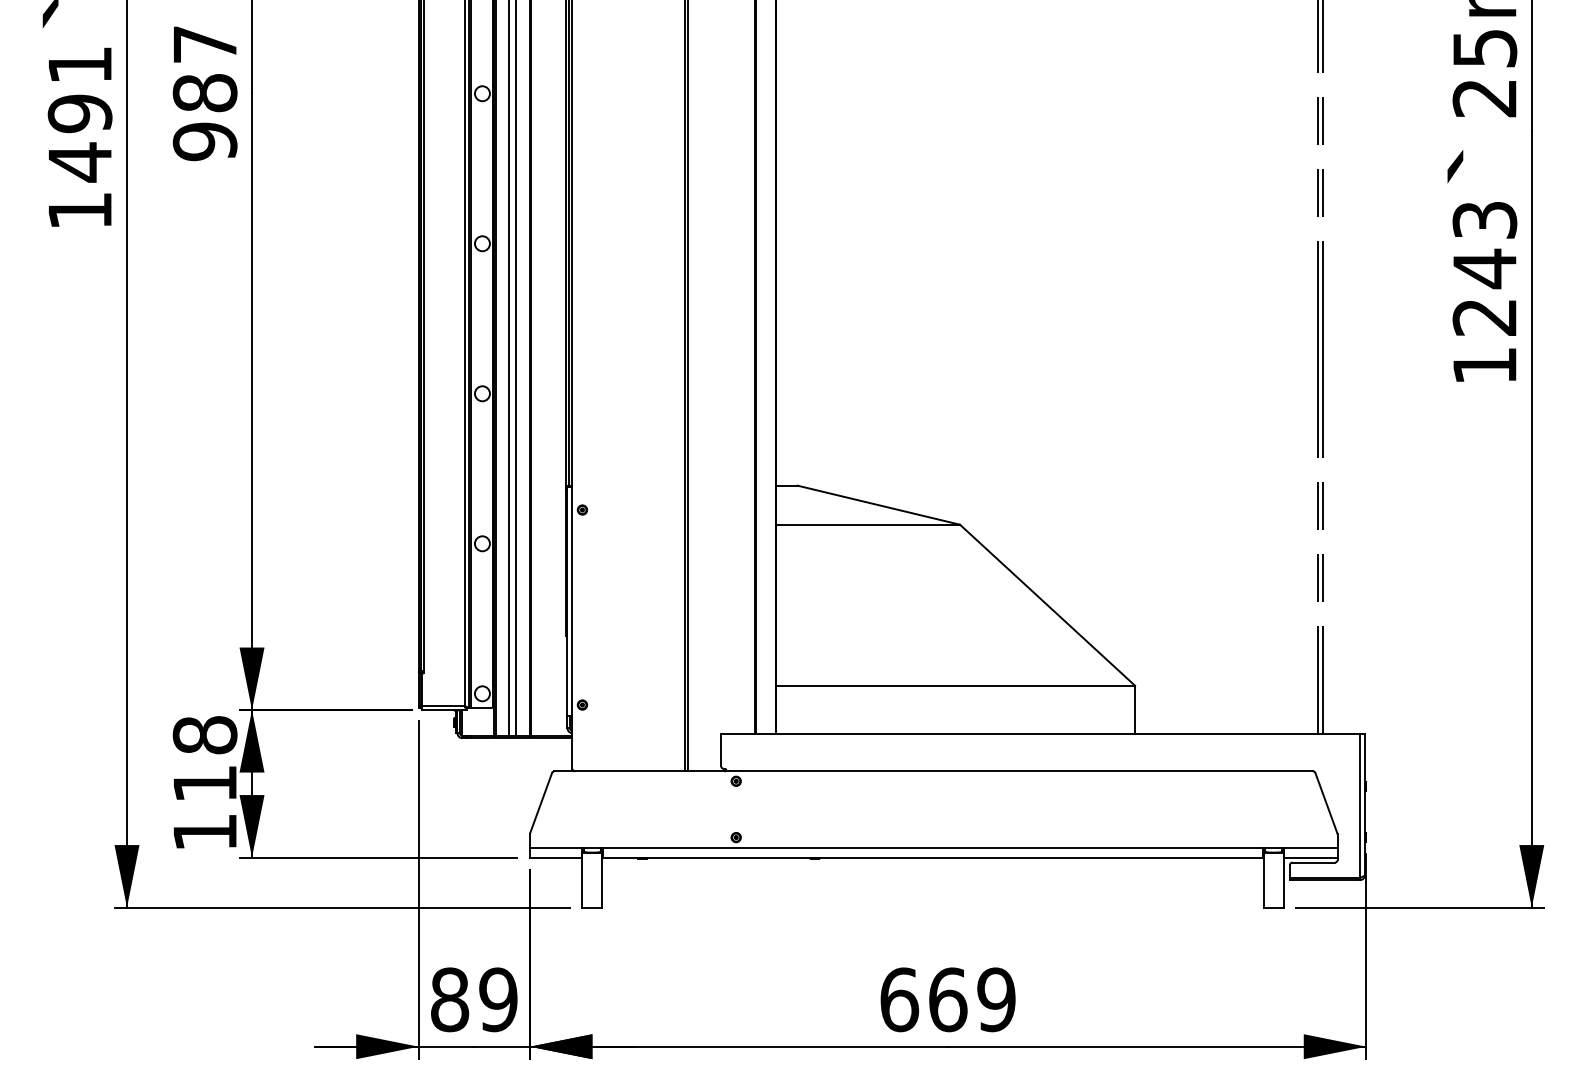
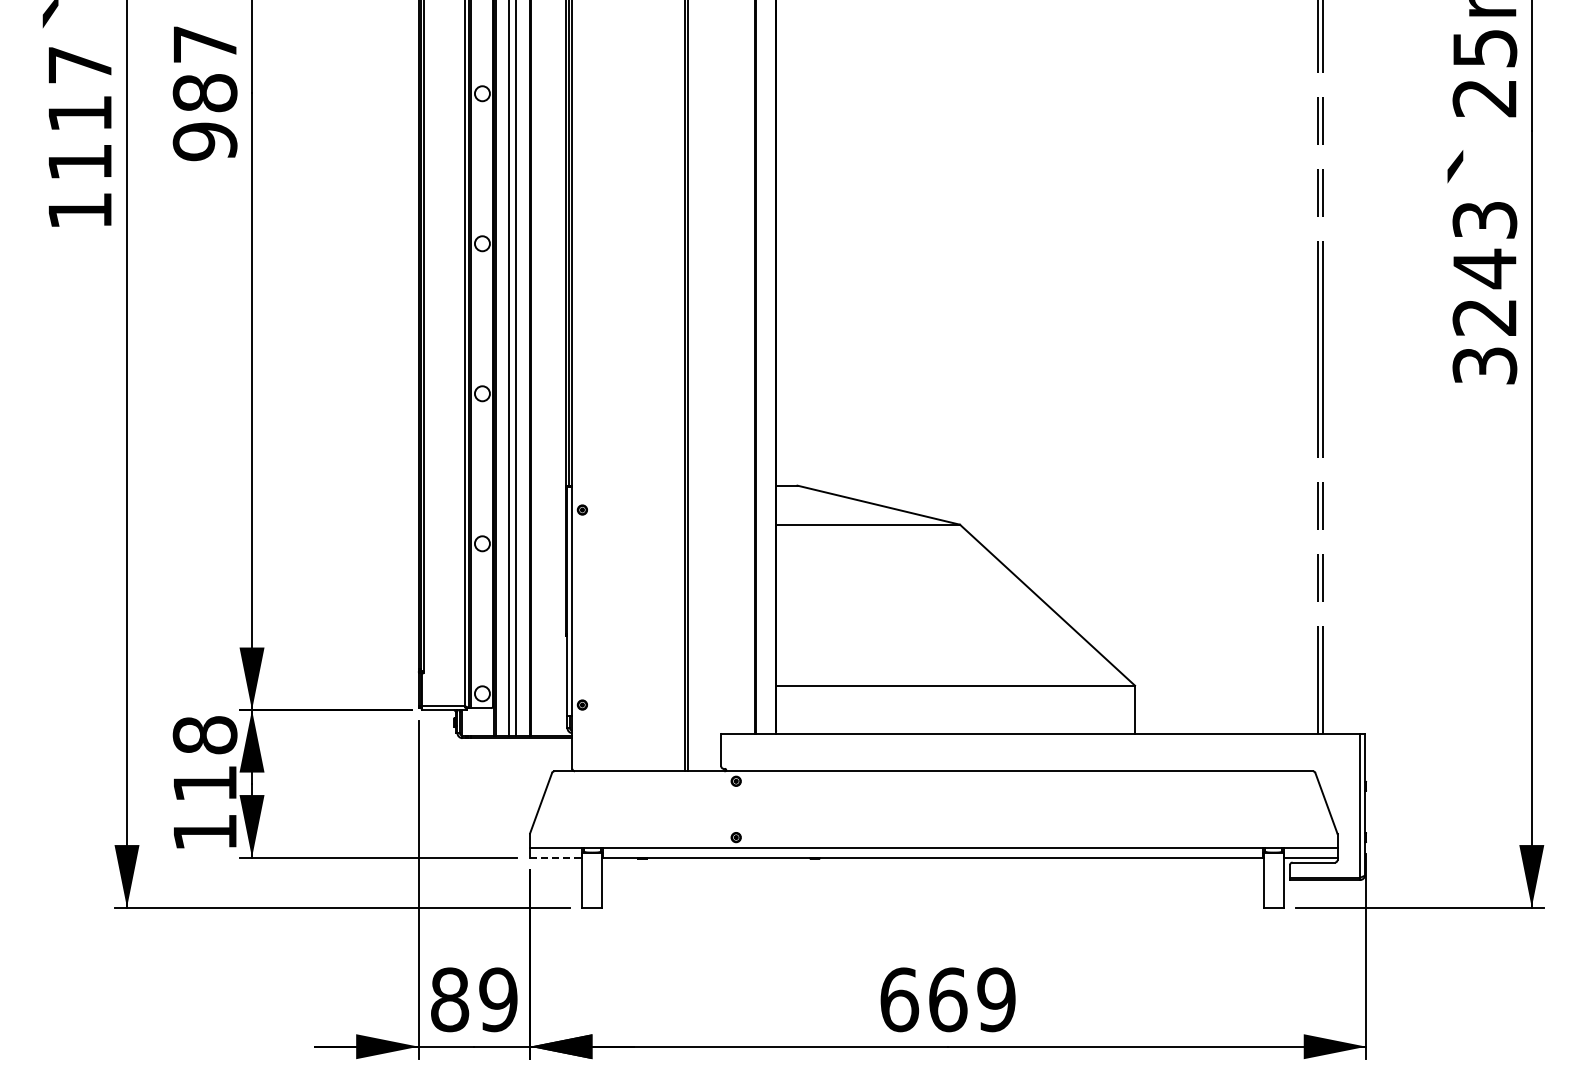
text: 1491 -> 1117 (79, 114)
text: 1243 -> 3243 (1484, 365)
line: solid -> dashed (556, 857)
